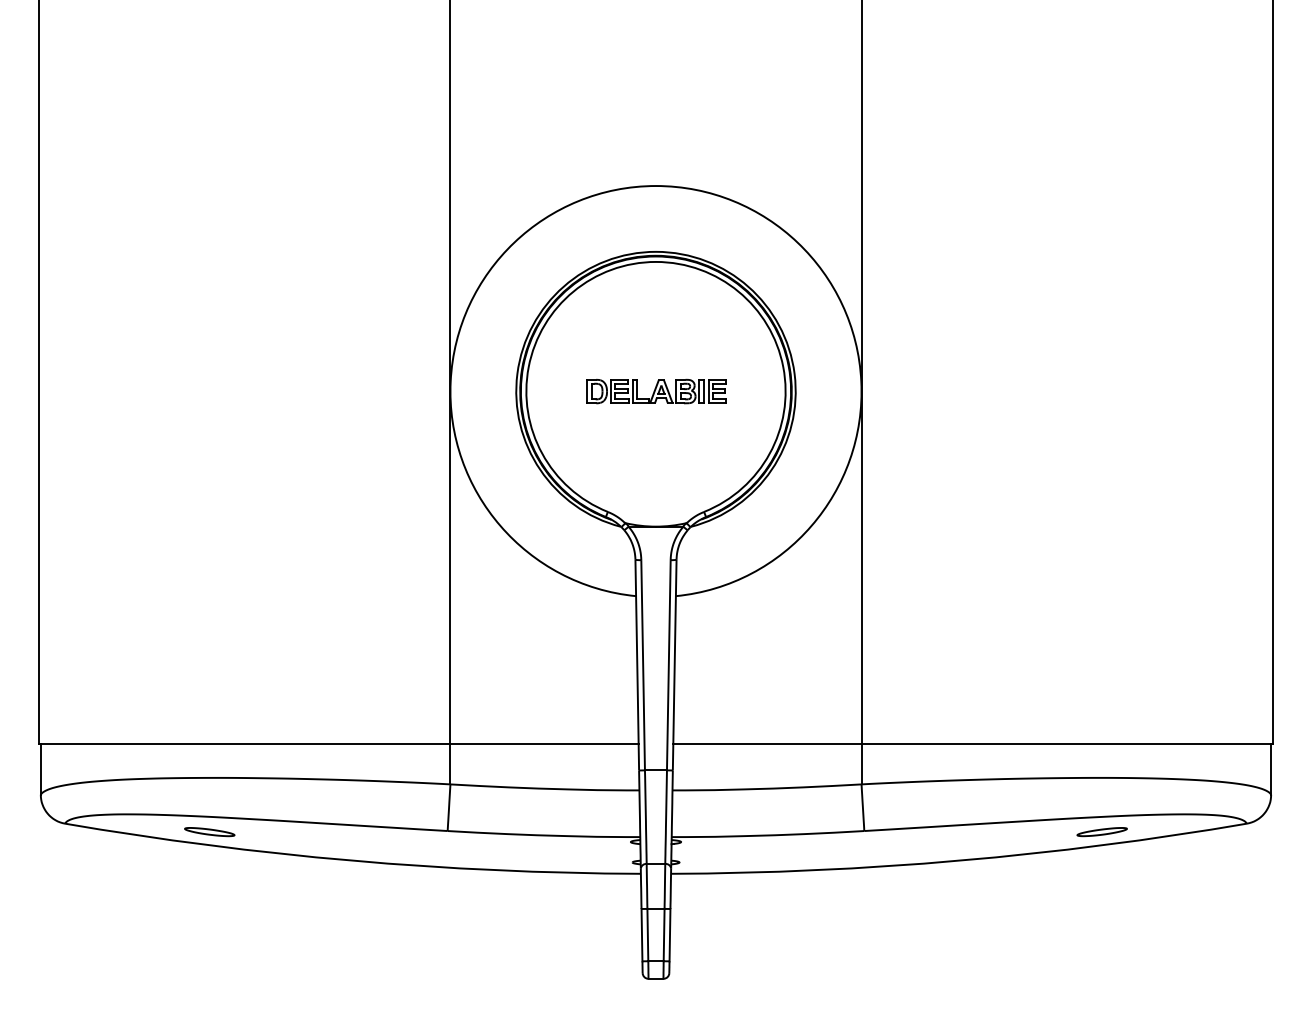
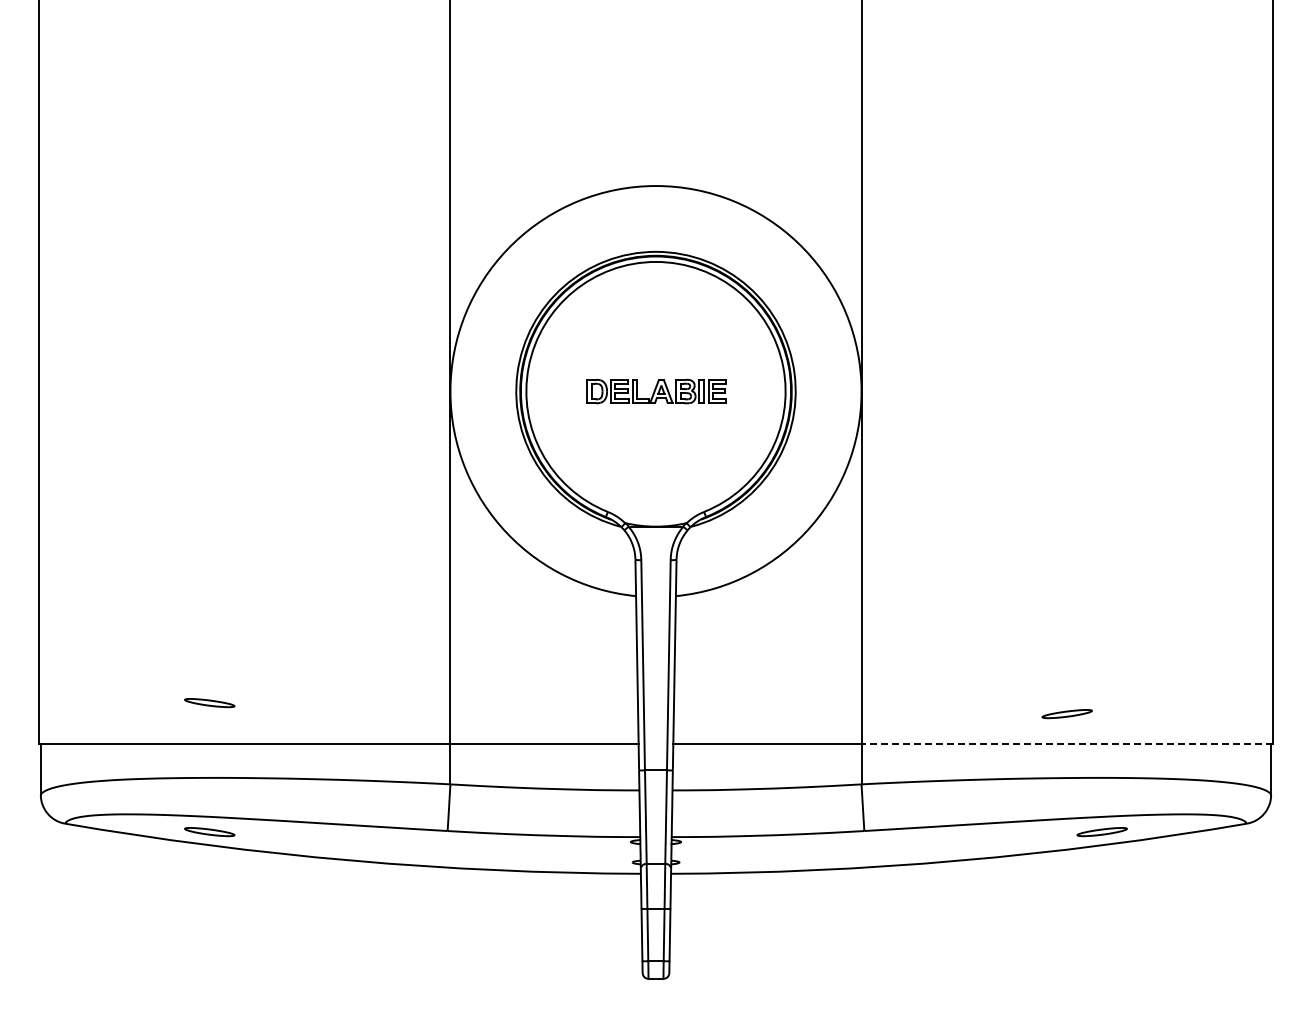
part: none -> present (209, 703)
part: none -> present (1066, 714)
line: solid -> dashed (1067, 743)
